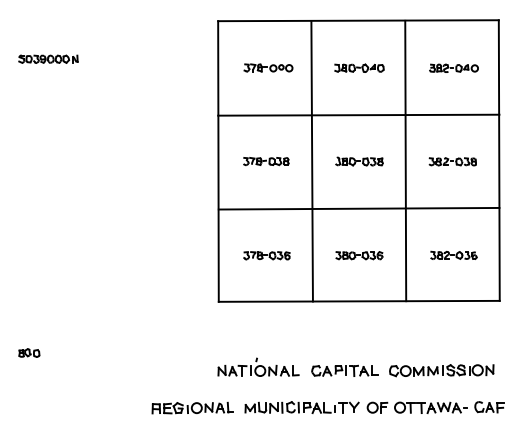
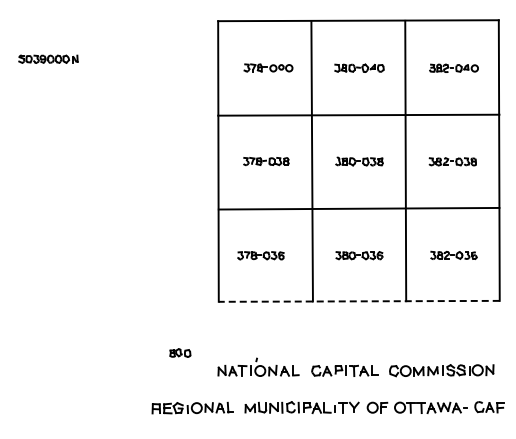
part position: (266, 255) -> (260, 255) (260, 255)
line: solid -> dashed (358, 301)
part position: (29, 352) -> (180, 352) (180, 352)
